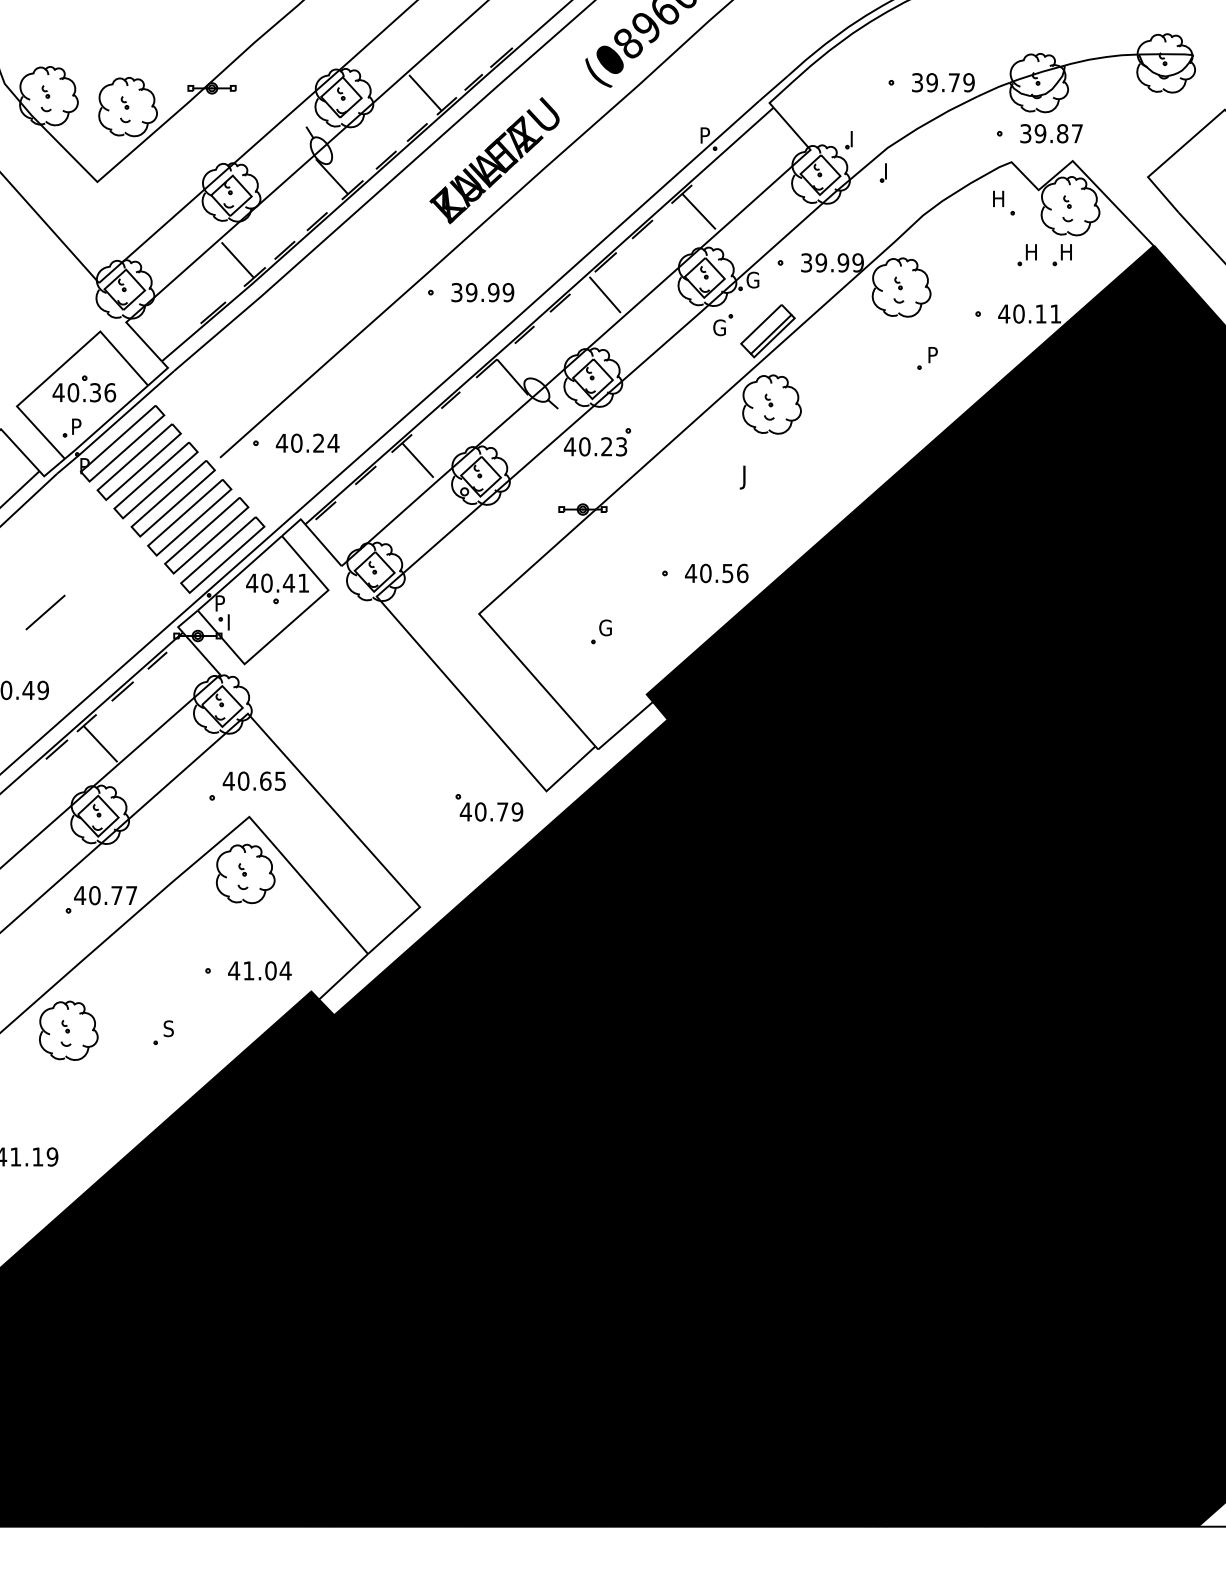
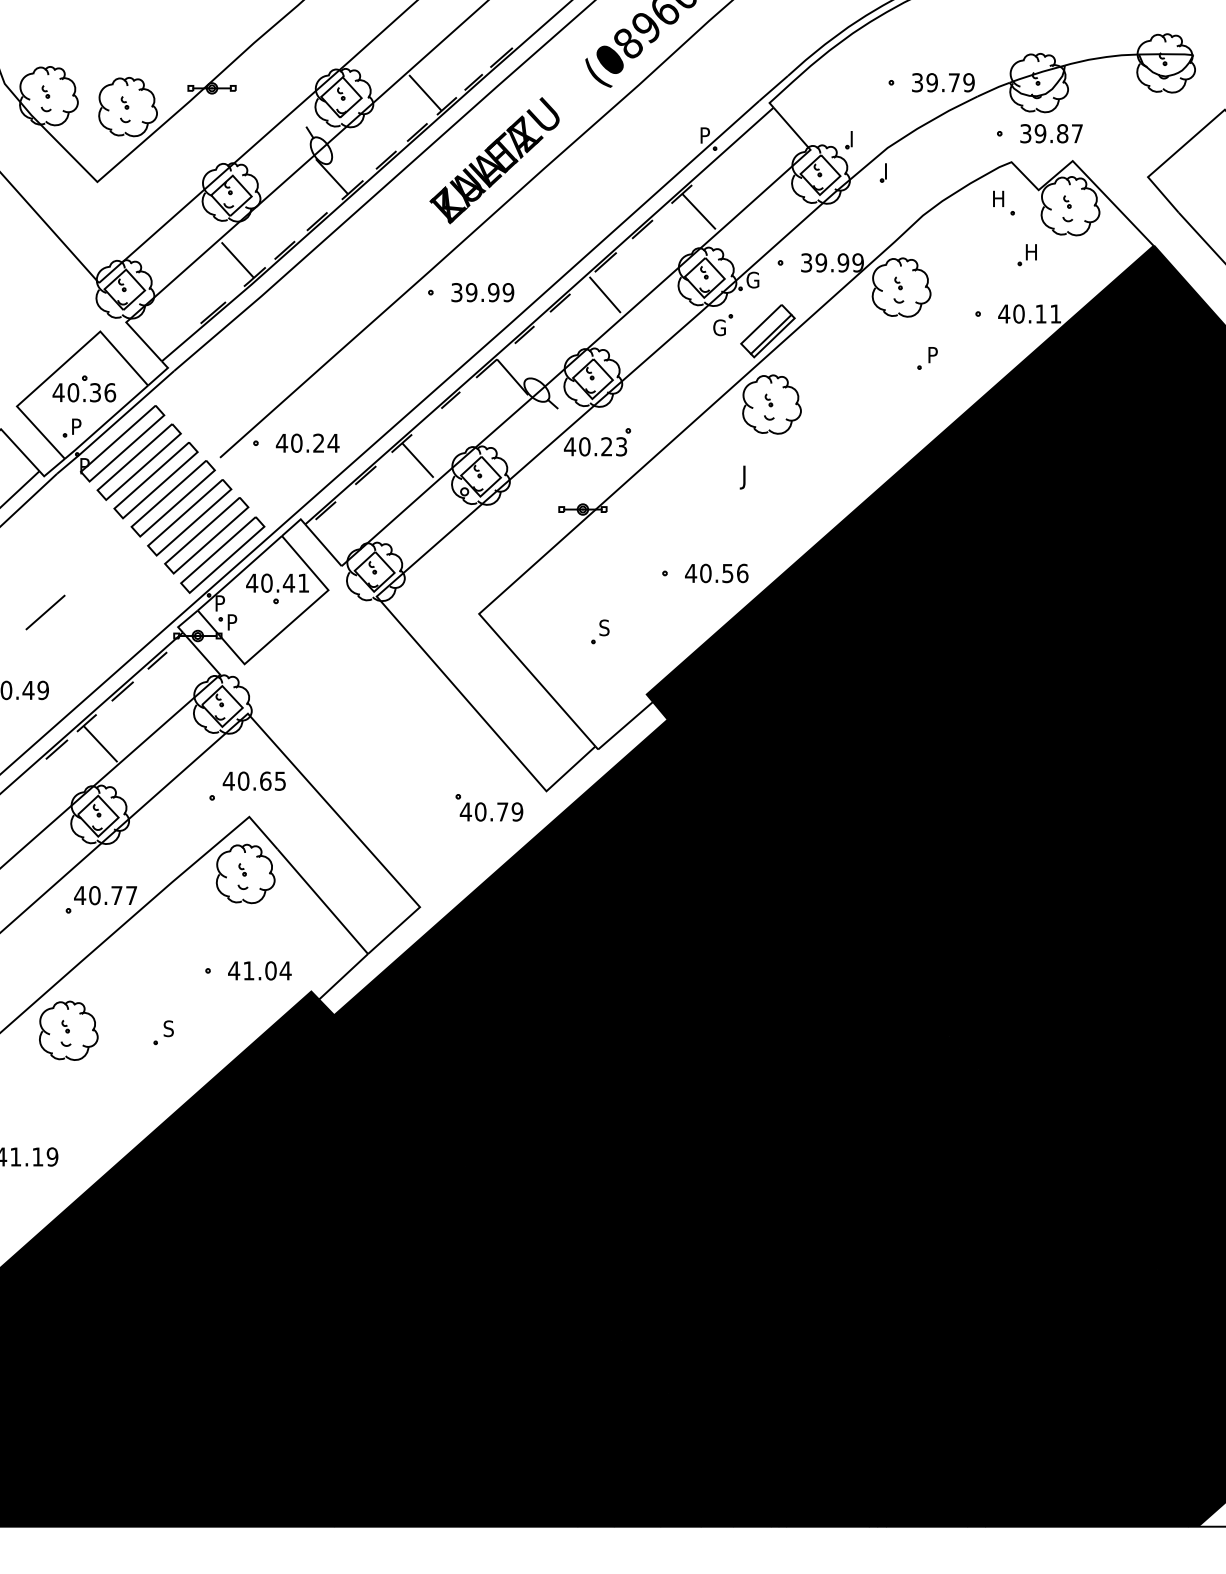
part: present -> none (1061, 255)
text: I -> P (233, 618)
text: G -> S (605, 627)
